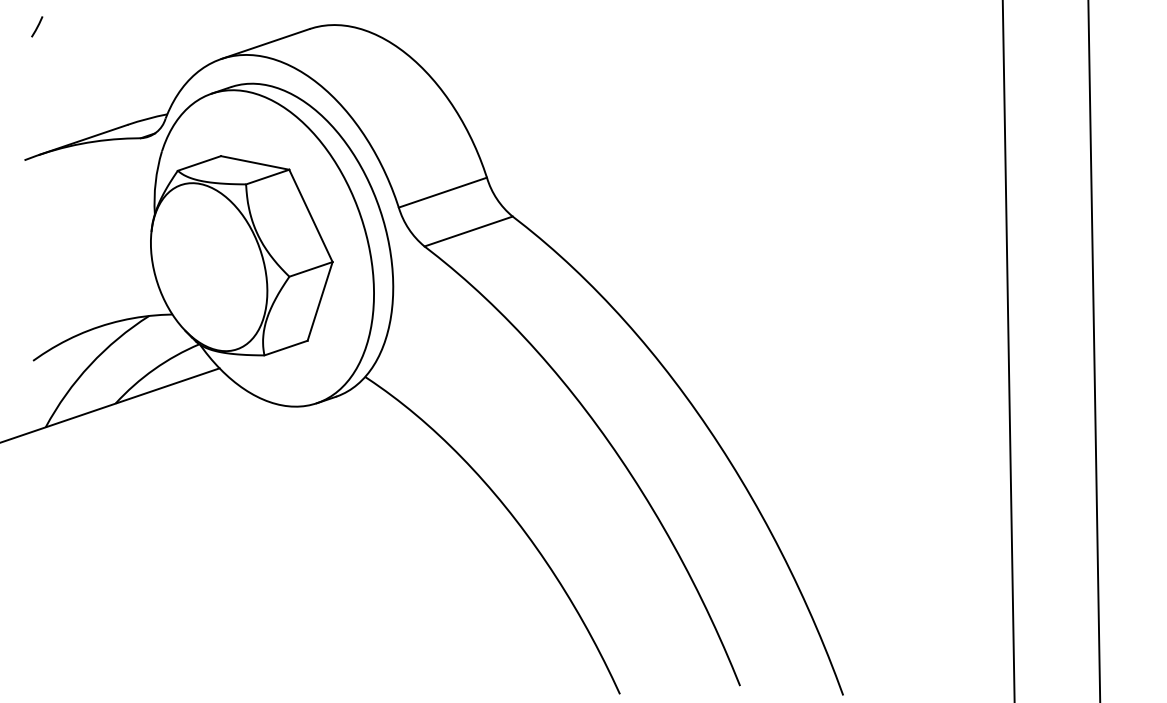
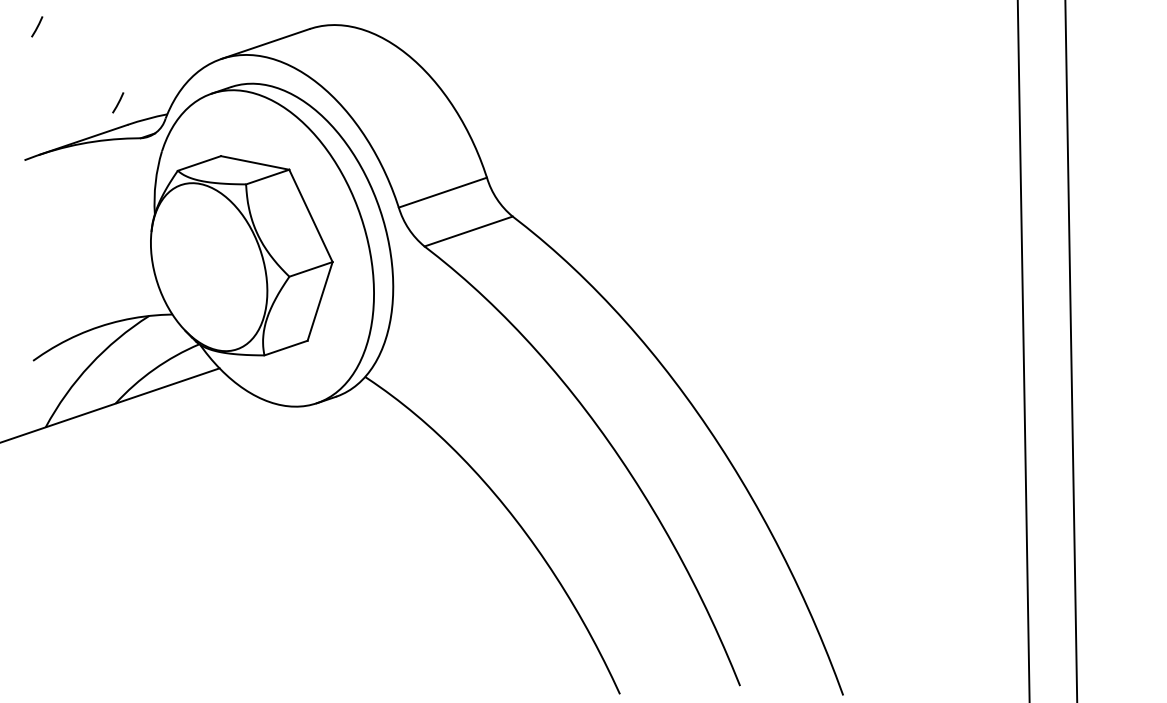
line: none -> present (118, 102)
line position: (1008, 350) -> (1023, 350) (1023, 350)
line position: (1094, 350) -> (1071, 350) (1071, 350)
